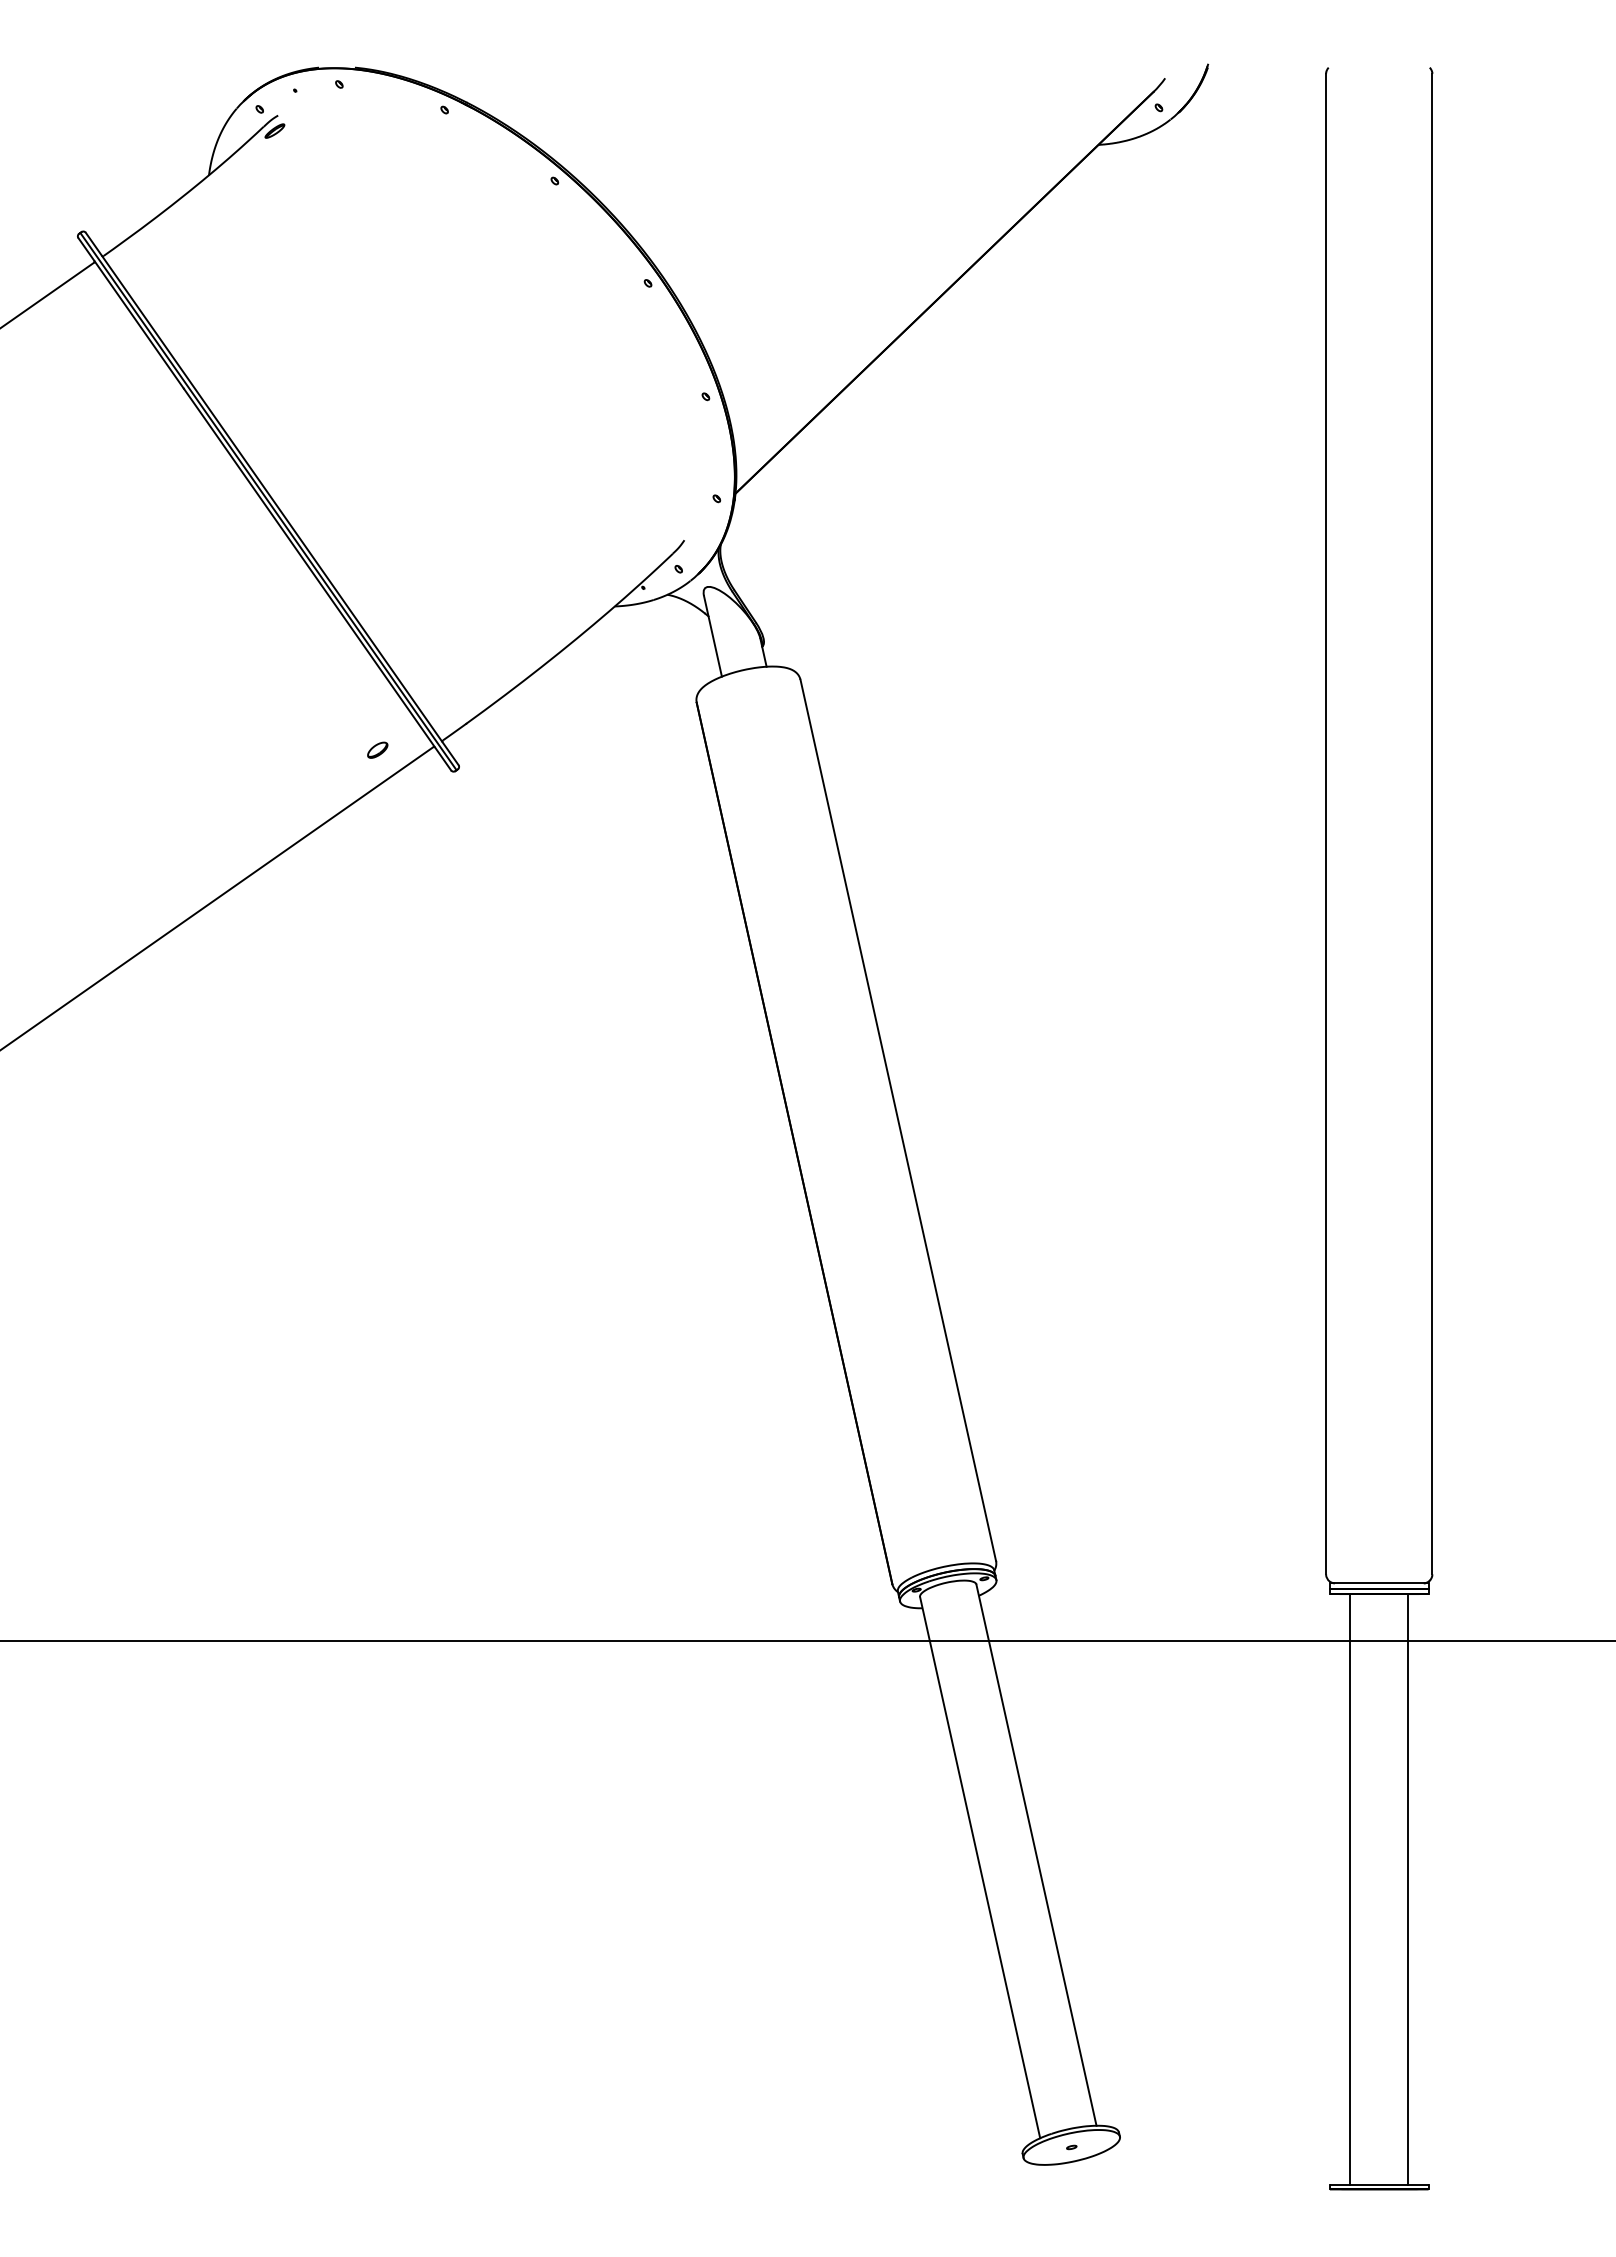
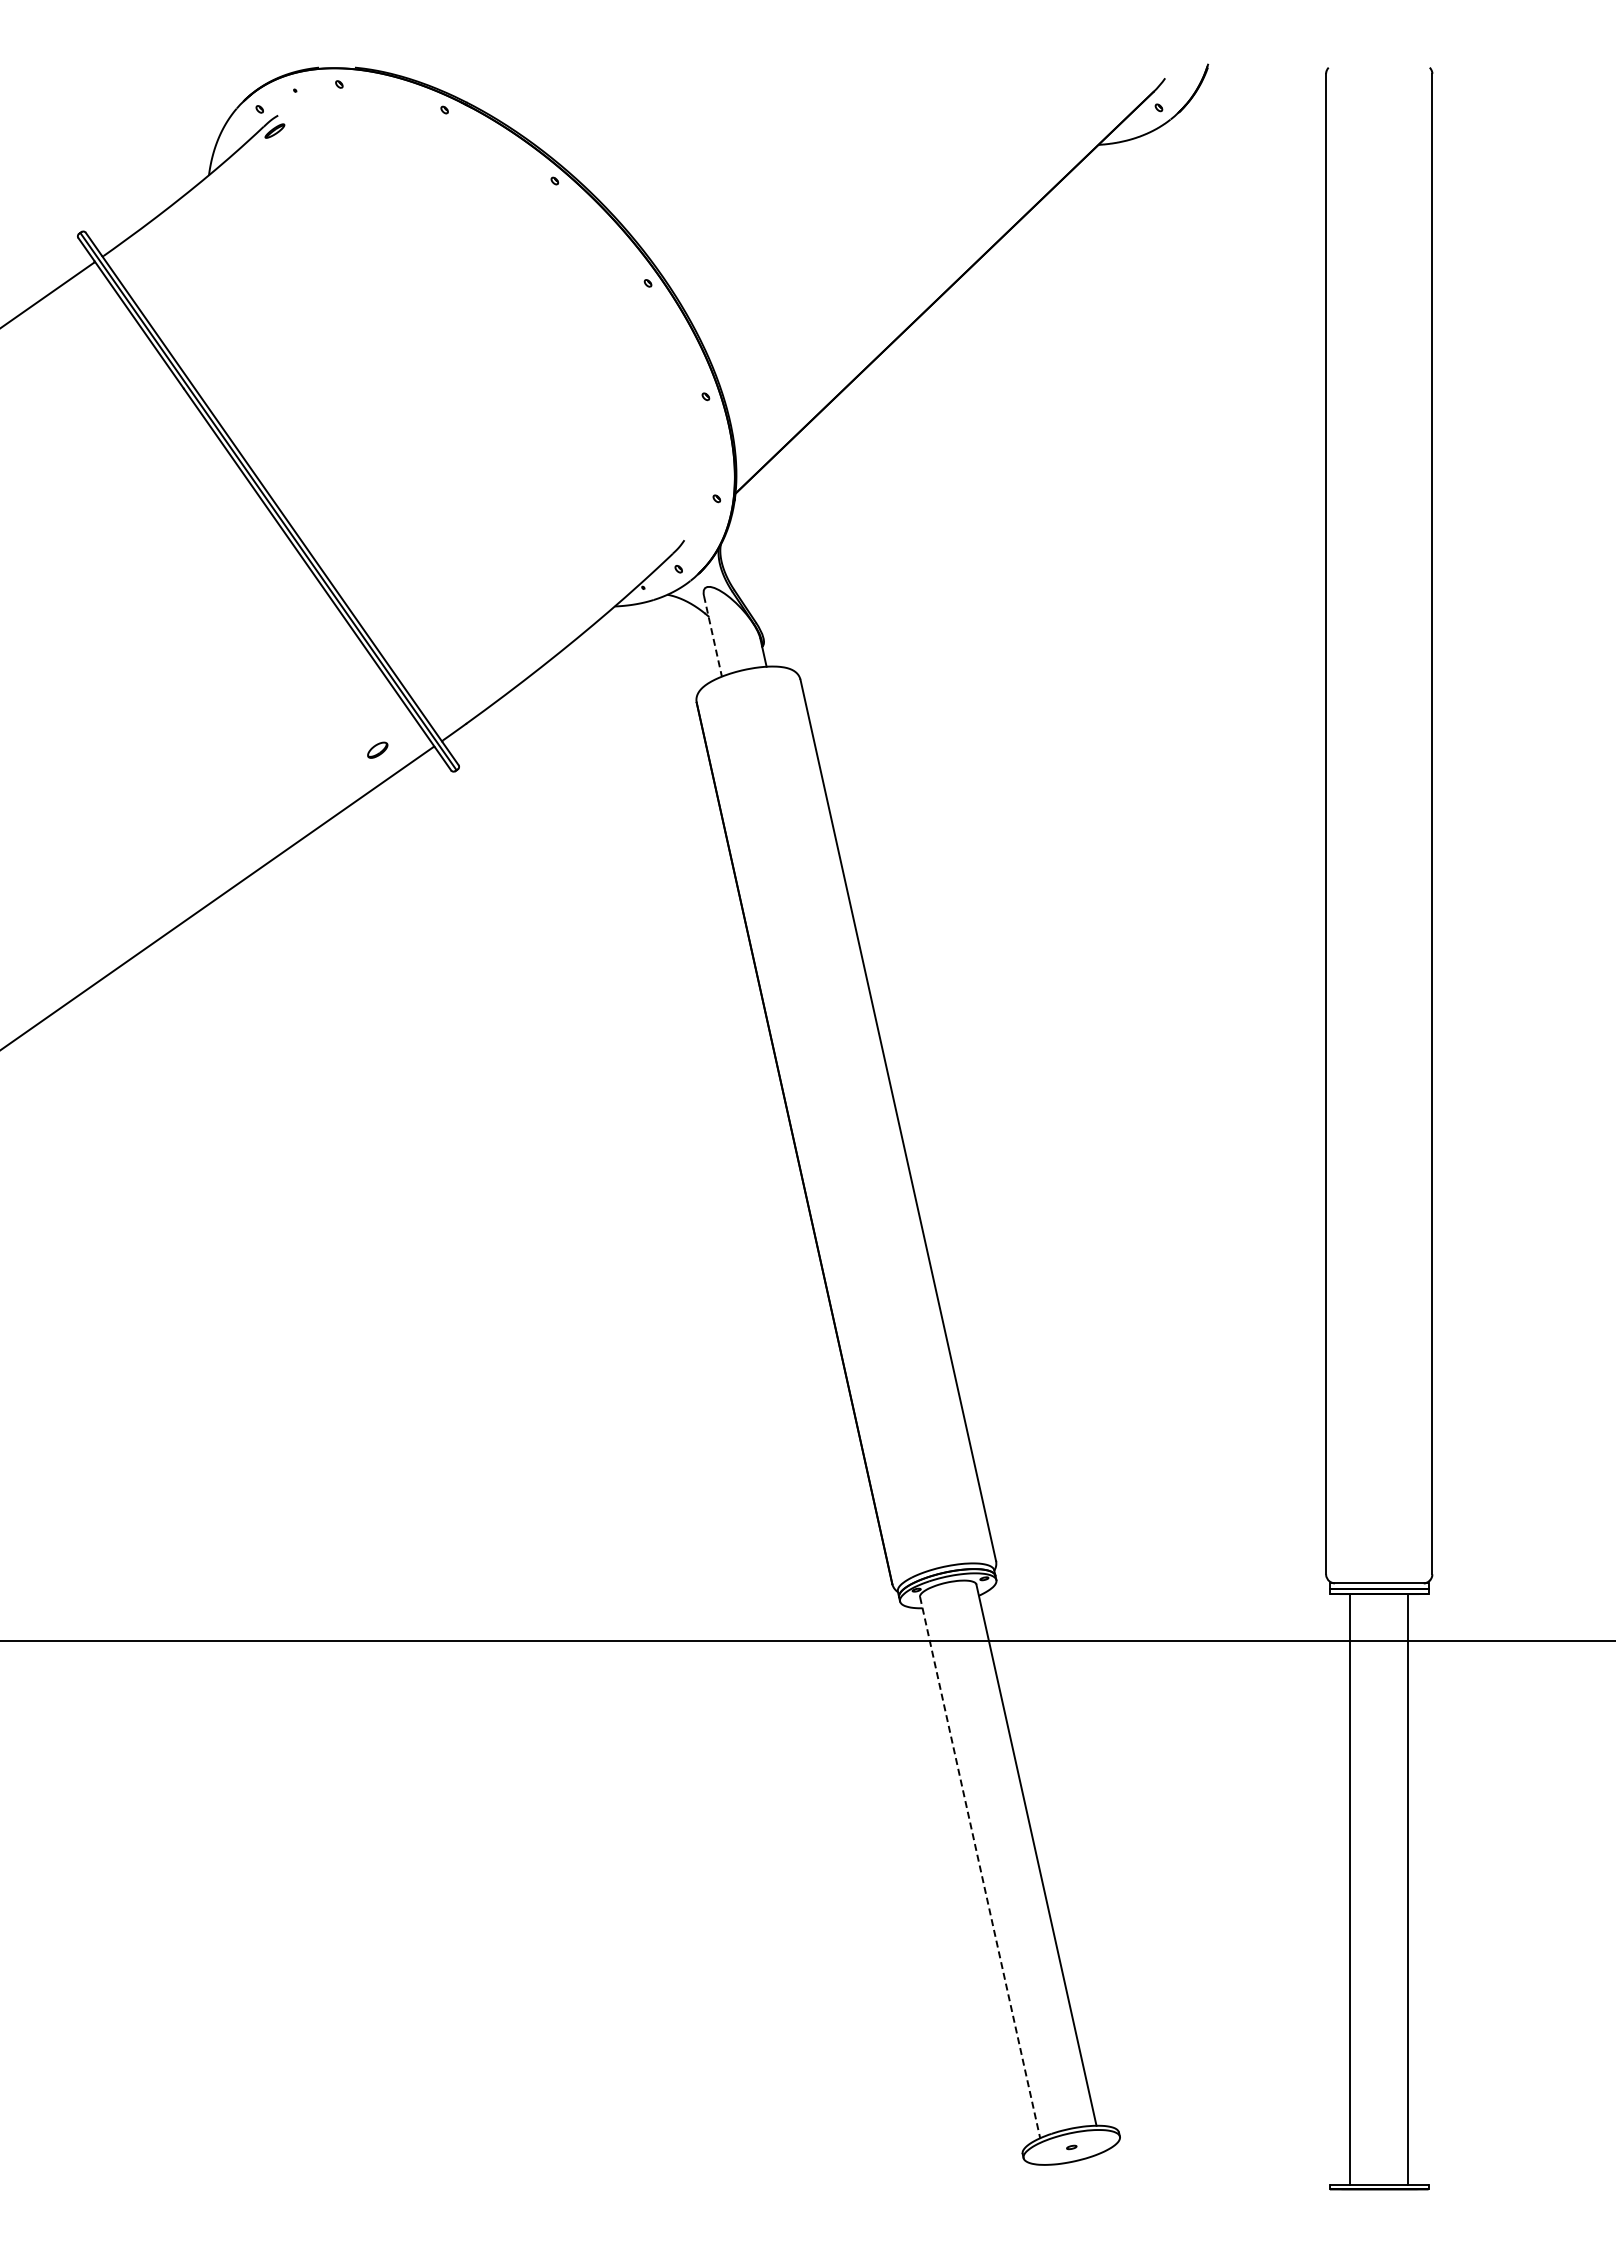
line: solid -> dashed (713, 636)
line: solid -> dashed (980, 1868)
